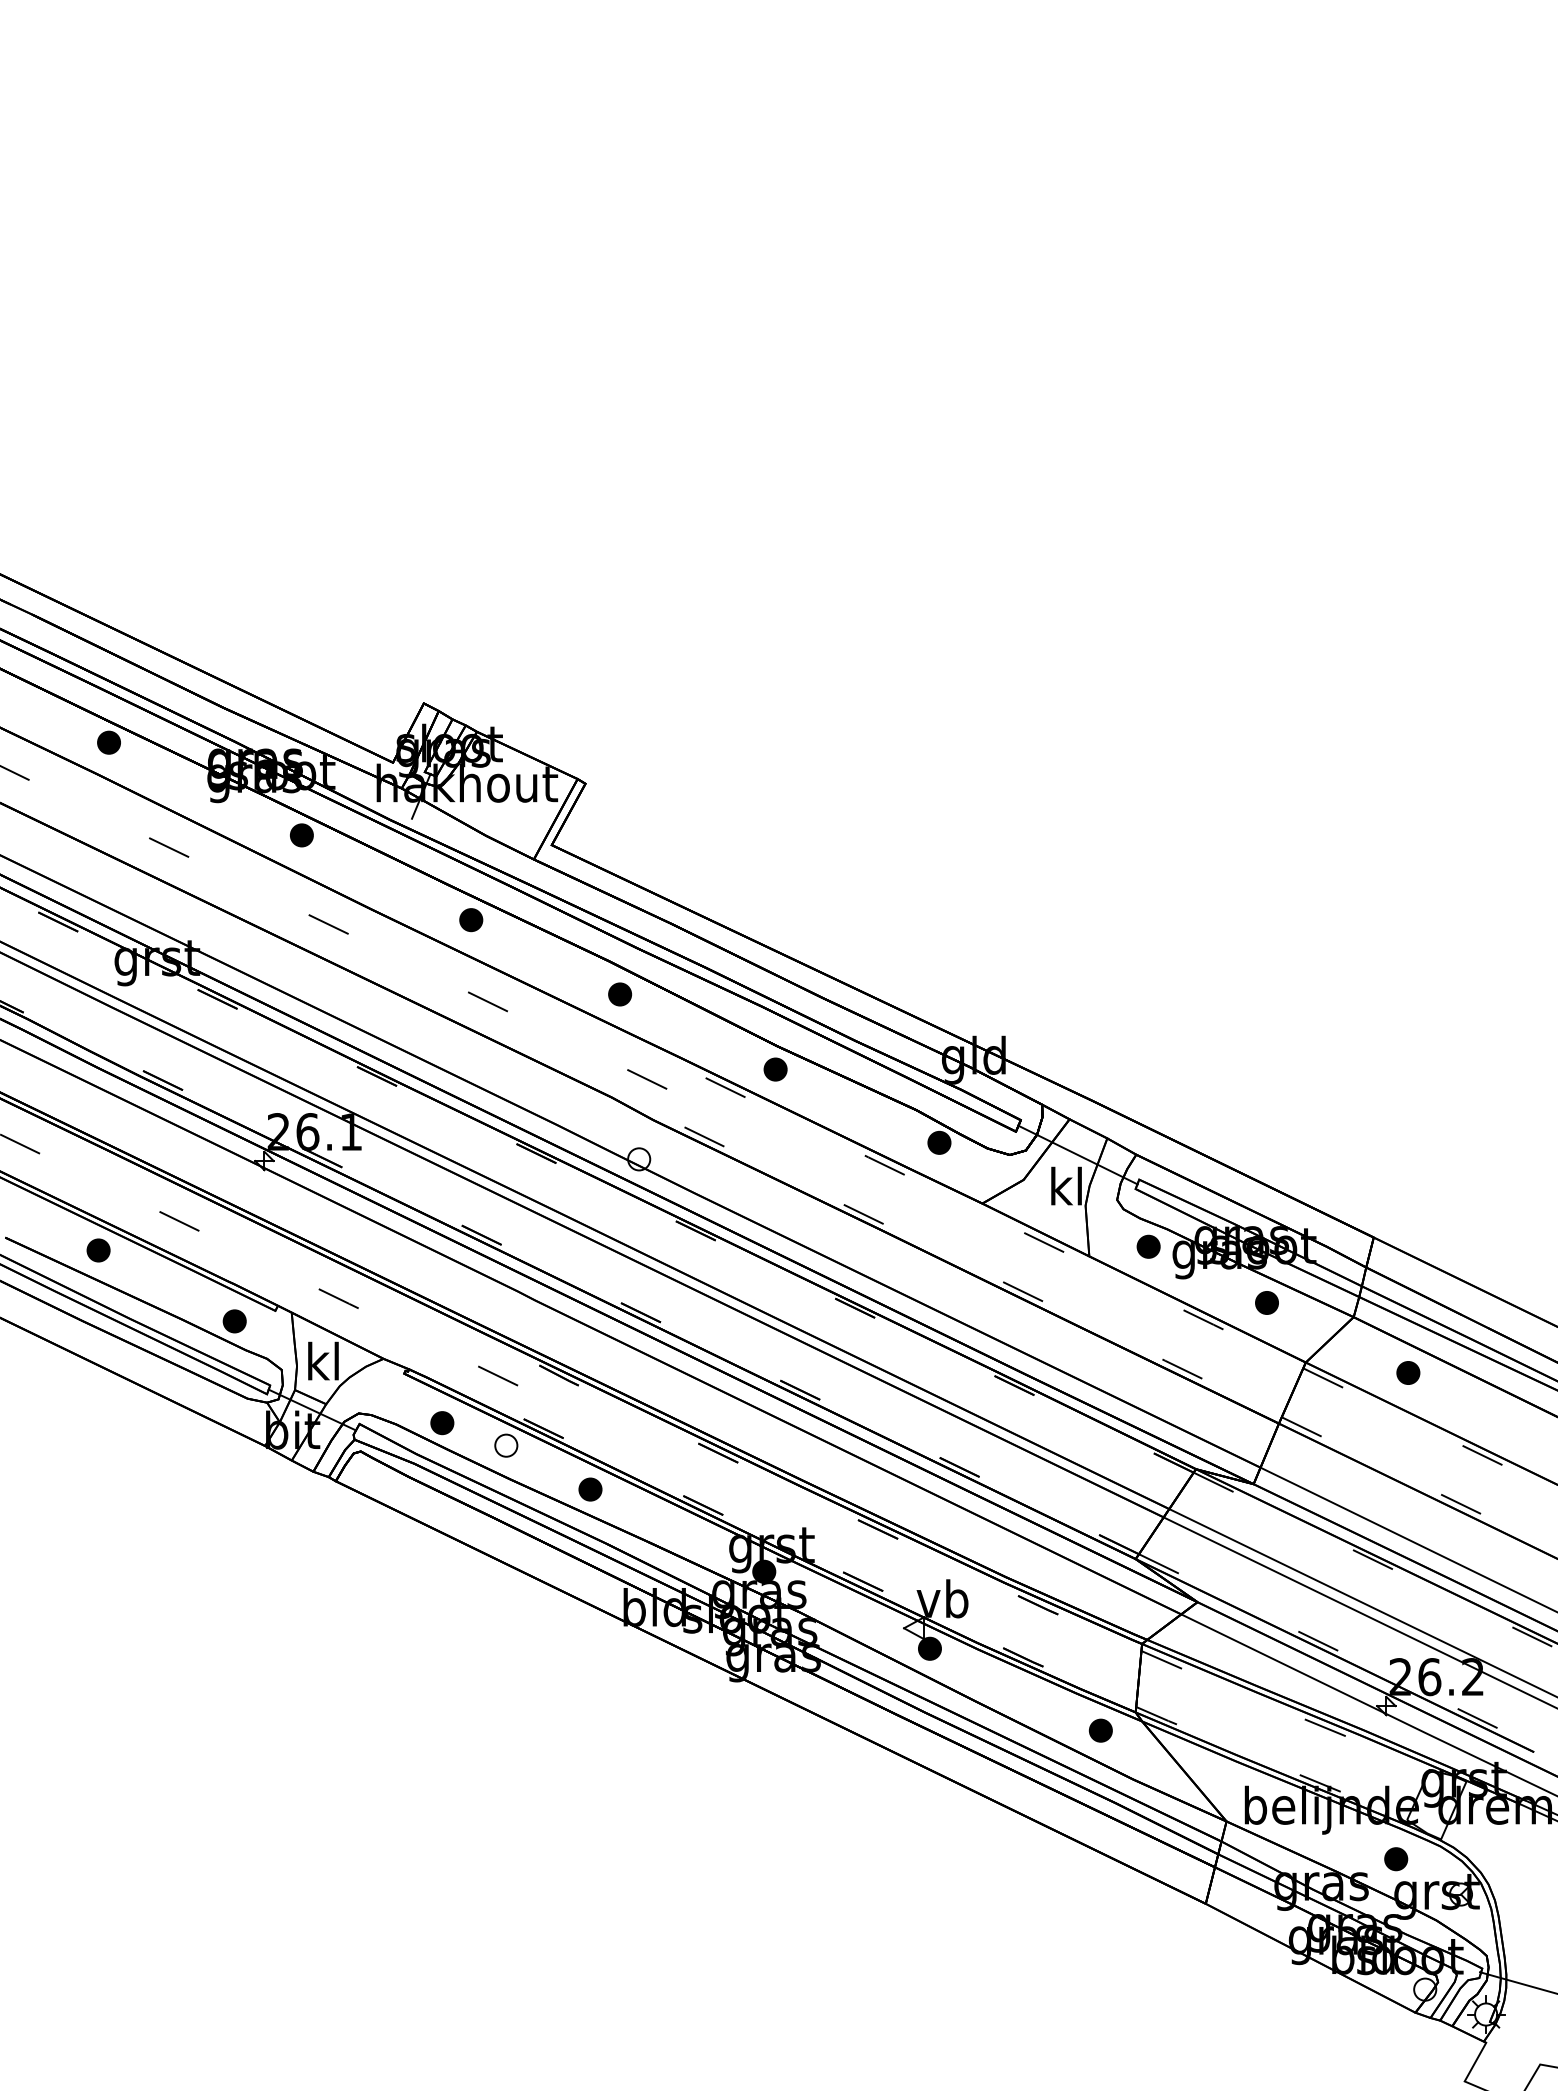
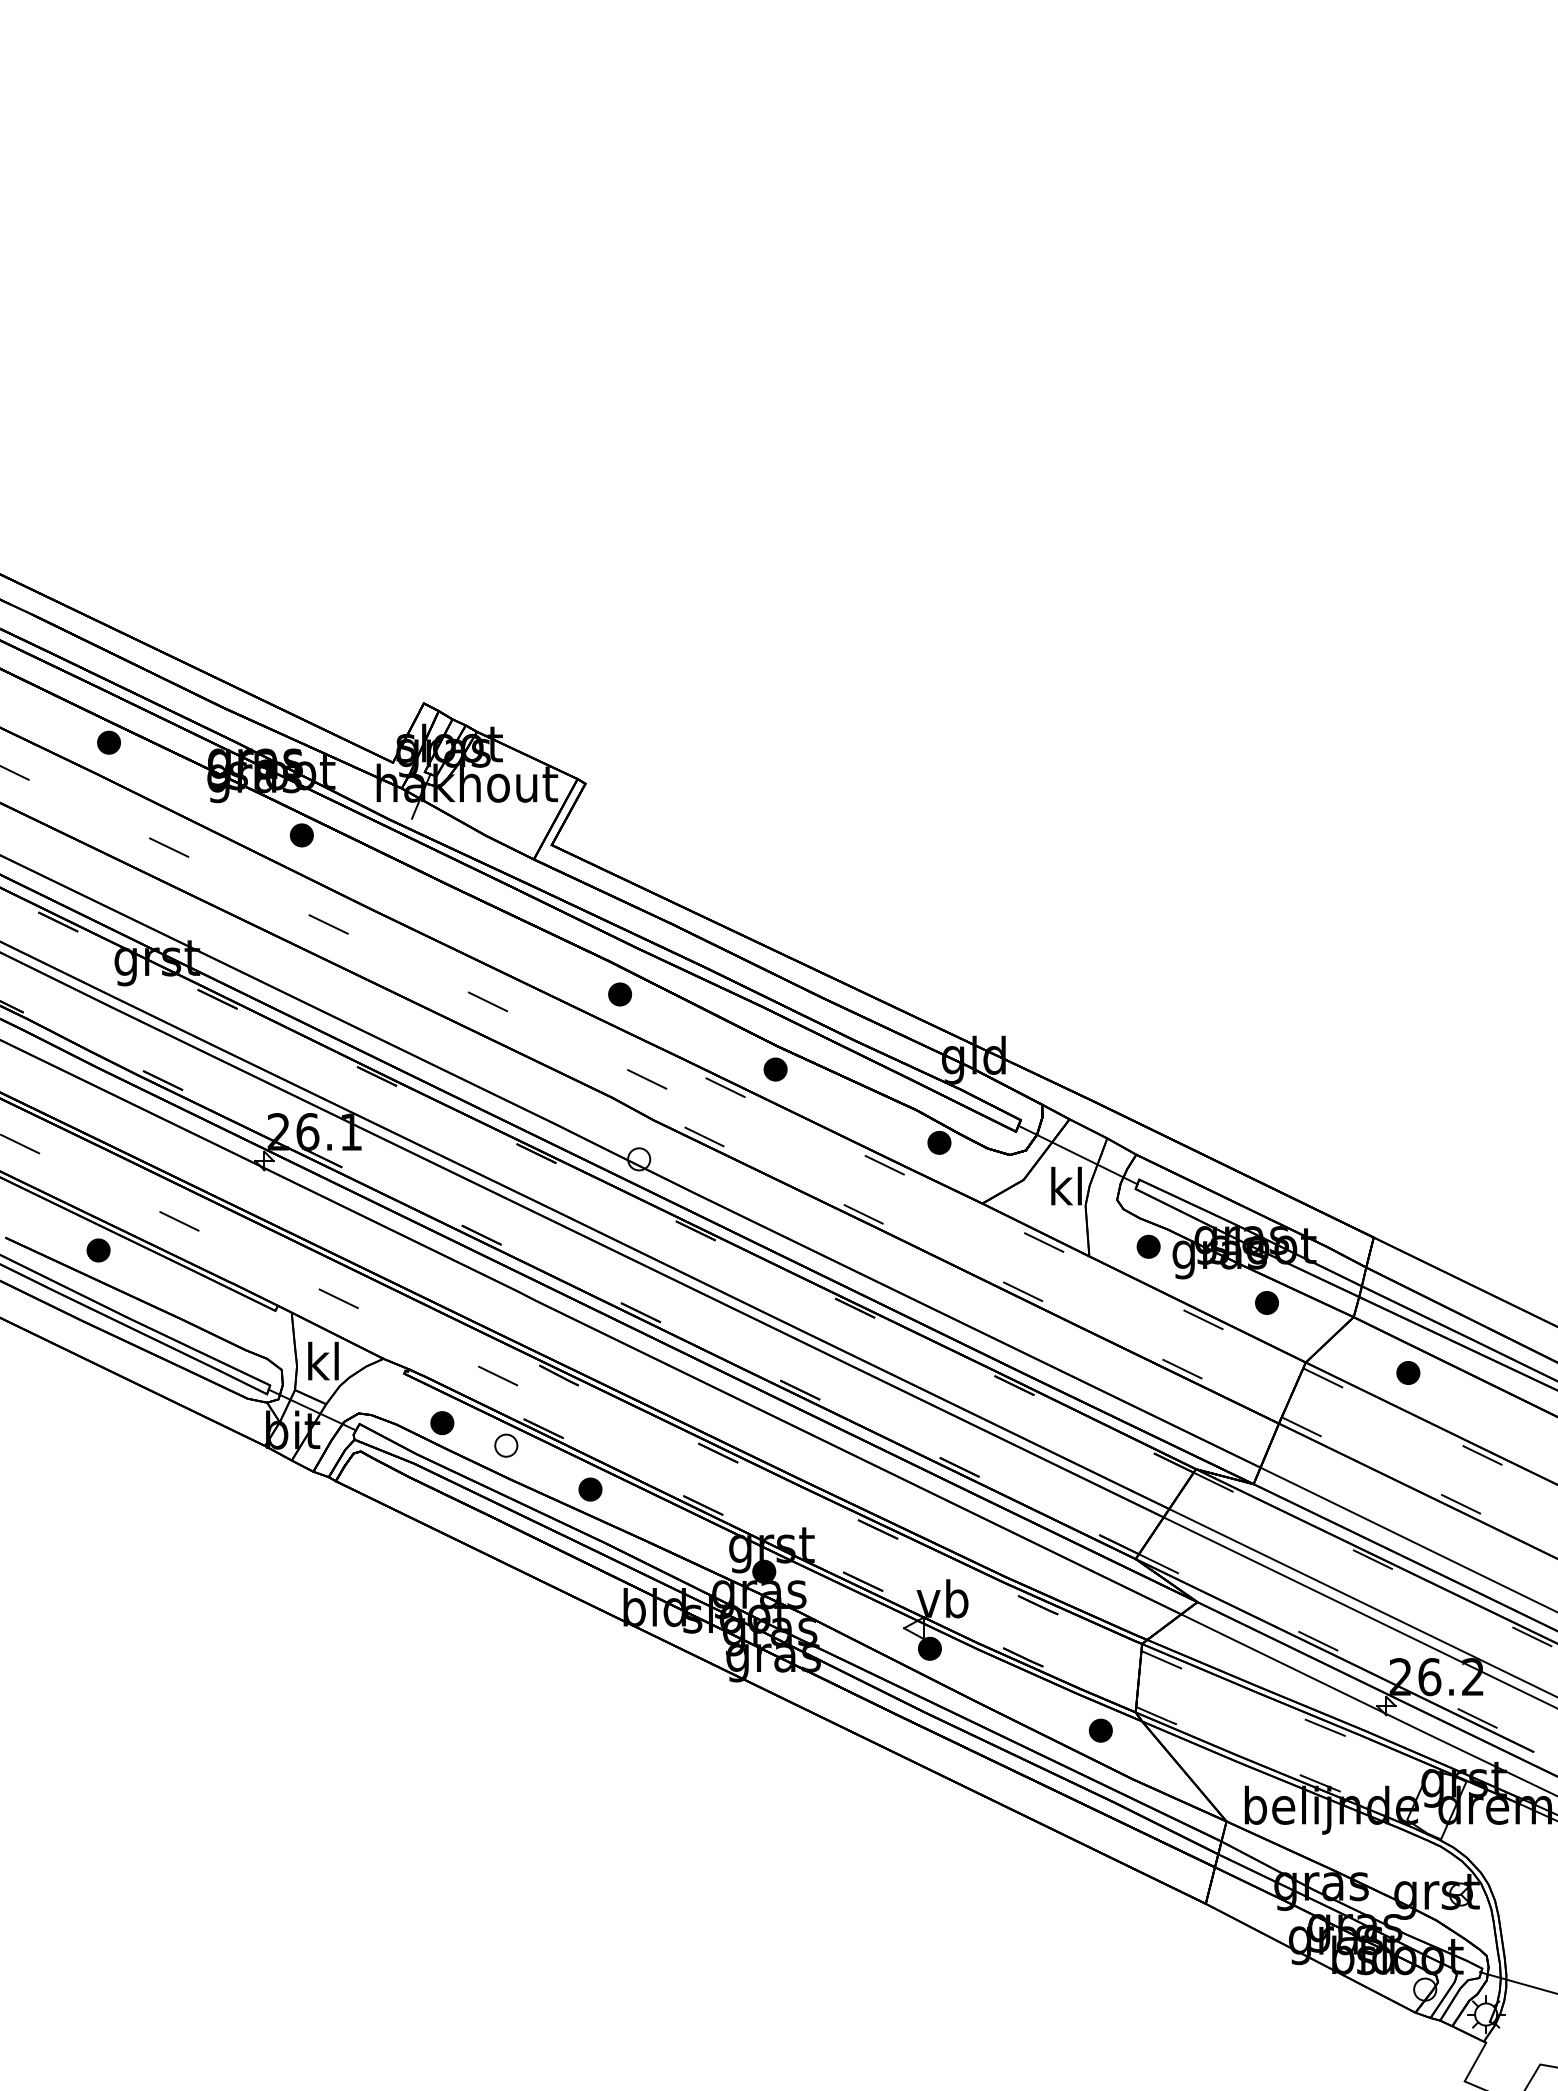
part: present -> none (471, 920)
part: present -> none (234, 1321)
part: present -> none (1396, 1859)
